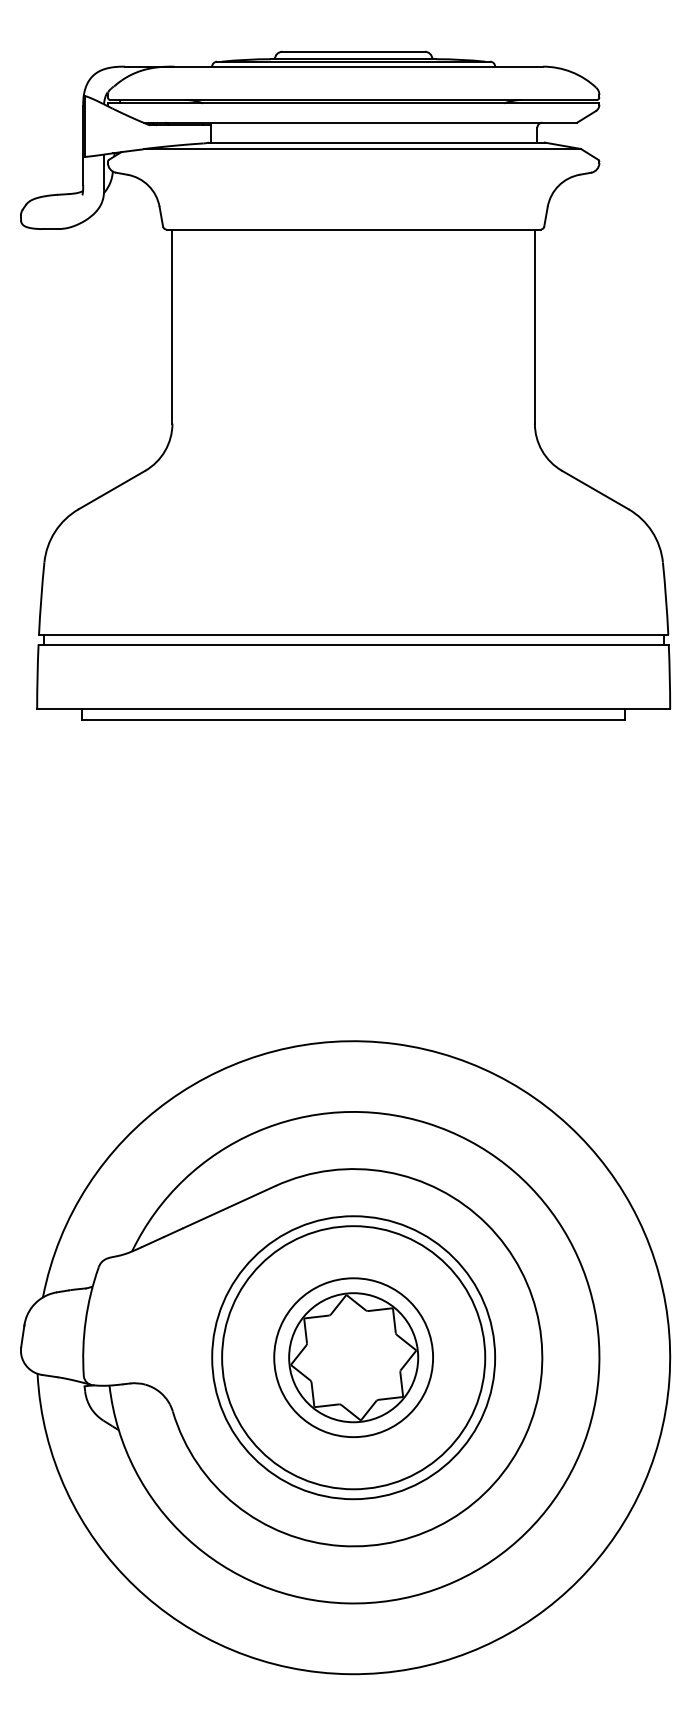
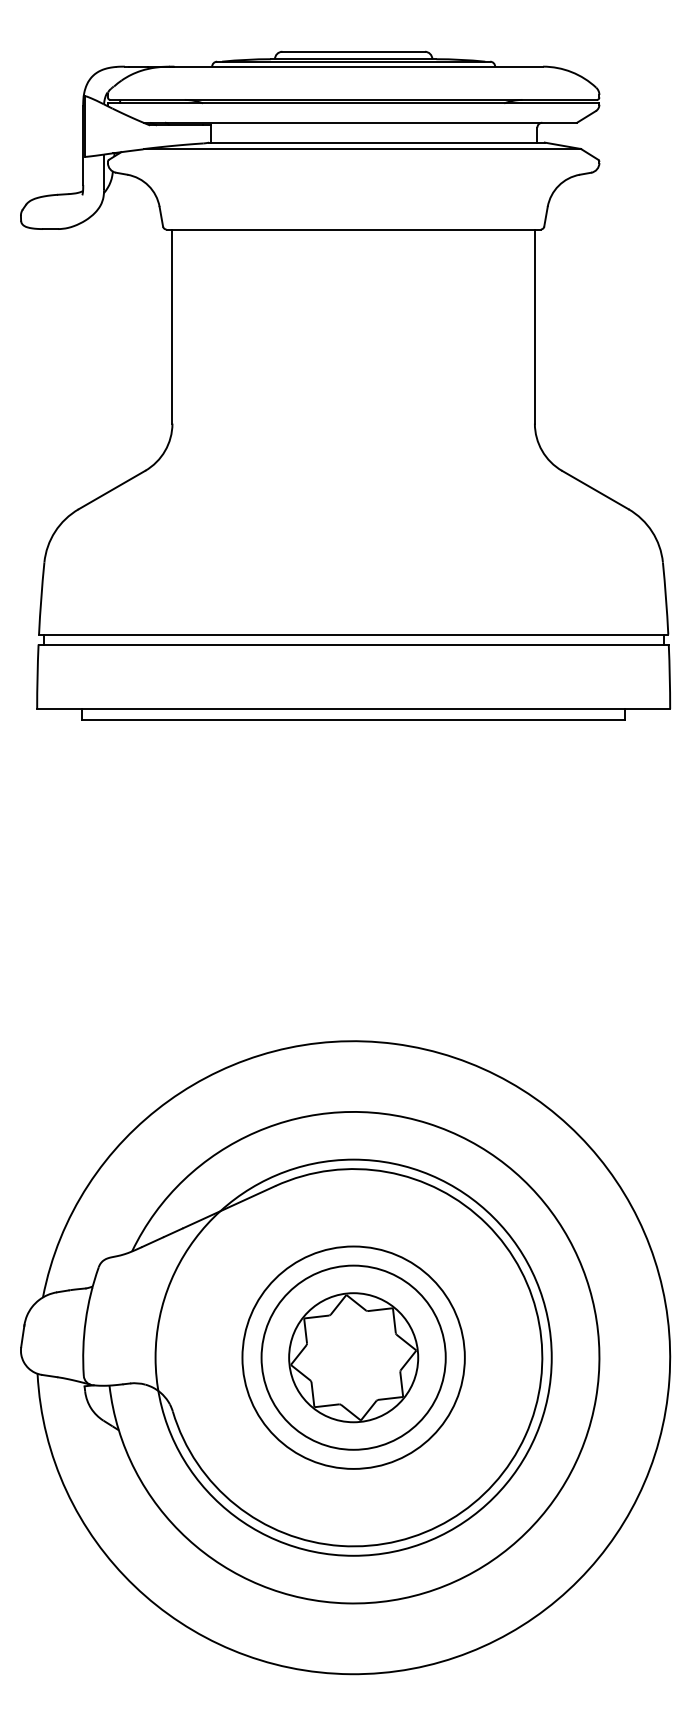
circle diameter: 159 px -> 222 px (353, 1357)
circle diameter: 263 px -> 184 px (353, 1357)
circle diameter: 283 px -> 396 px (353, 1357)
